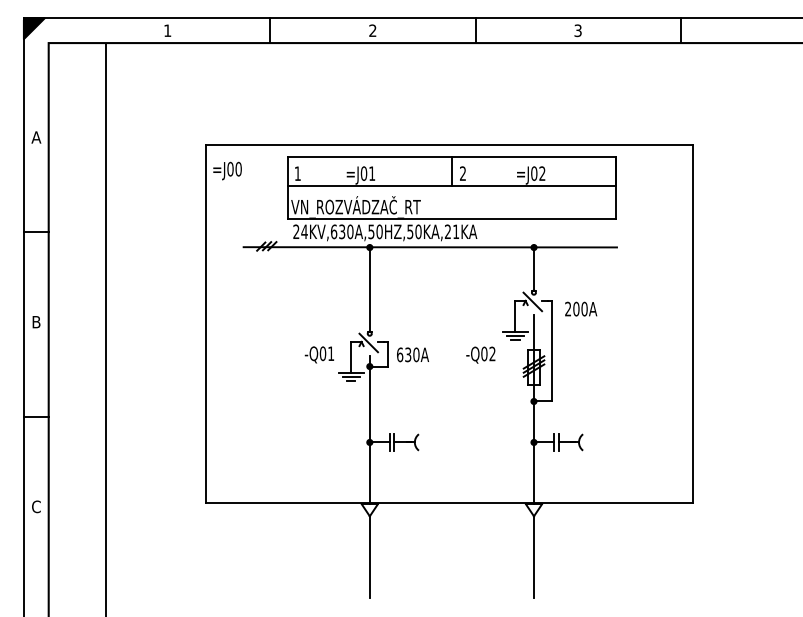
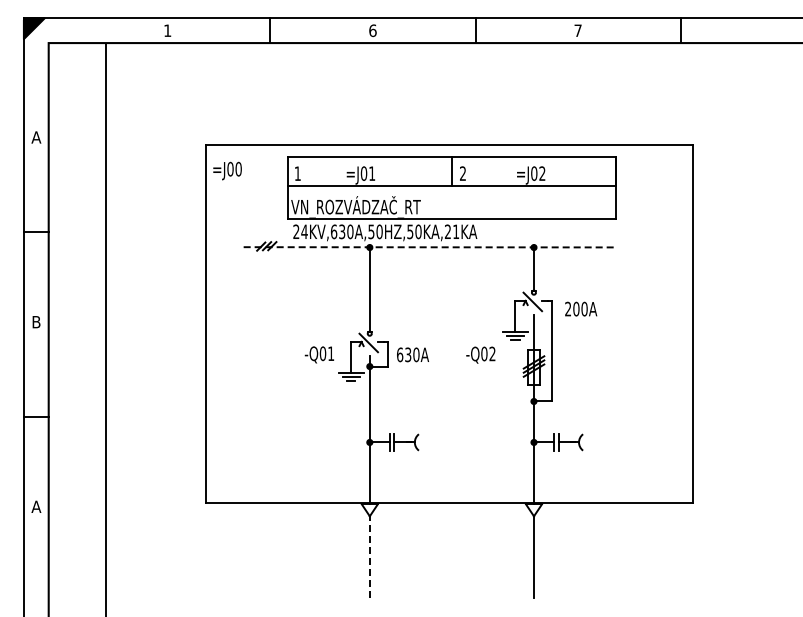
text: 2 -> 6 (372, 30)
text: 3 -> 7 (577, 30)
line: solid -> dashed (430, 247)
text: C -> A (36, 506)
line: solid -> dashed (369, 556)
